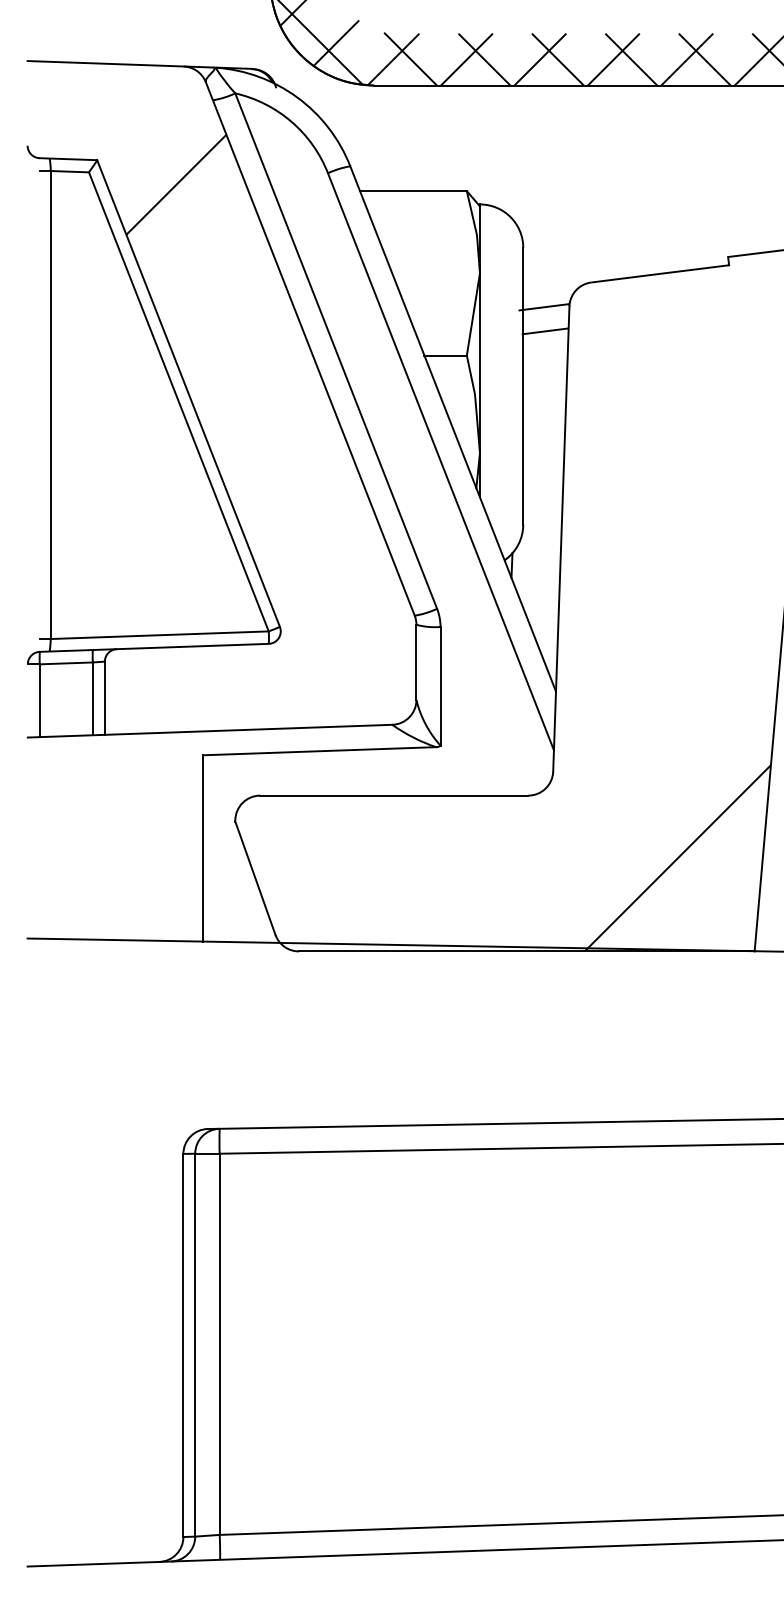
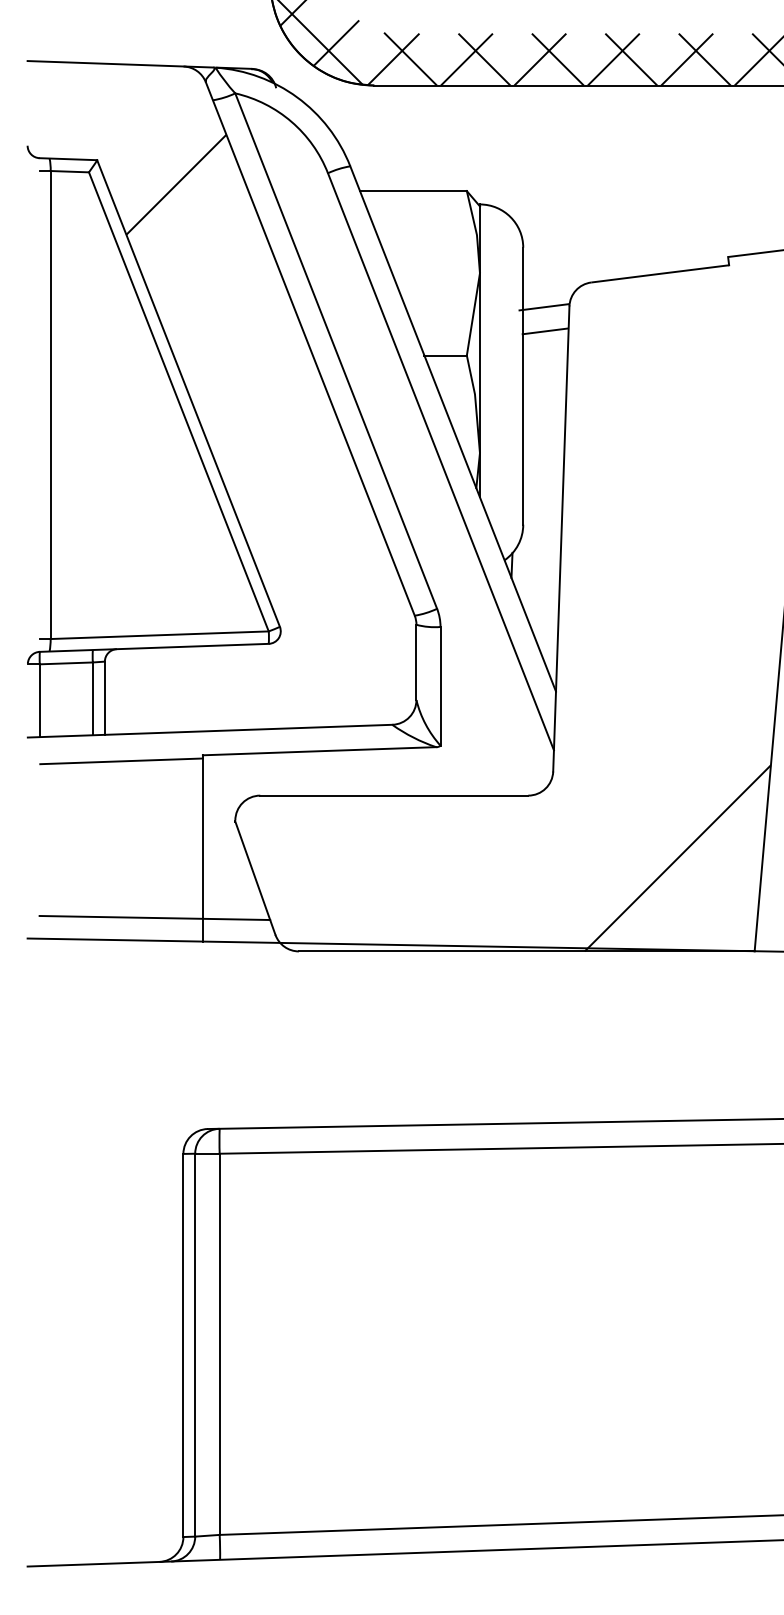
line: none -> present (121, 761)
line: none -> present (154, 917)
